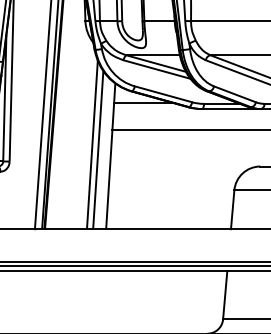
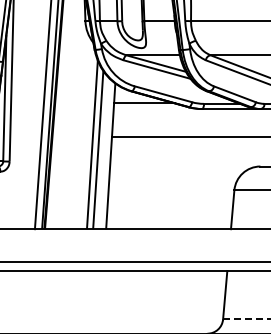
line position: (189, 129) -> (189, 136) (189, 136)
line: present -> none (134, 265)
line: solid -> dashed (247, 319)
